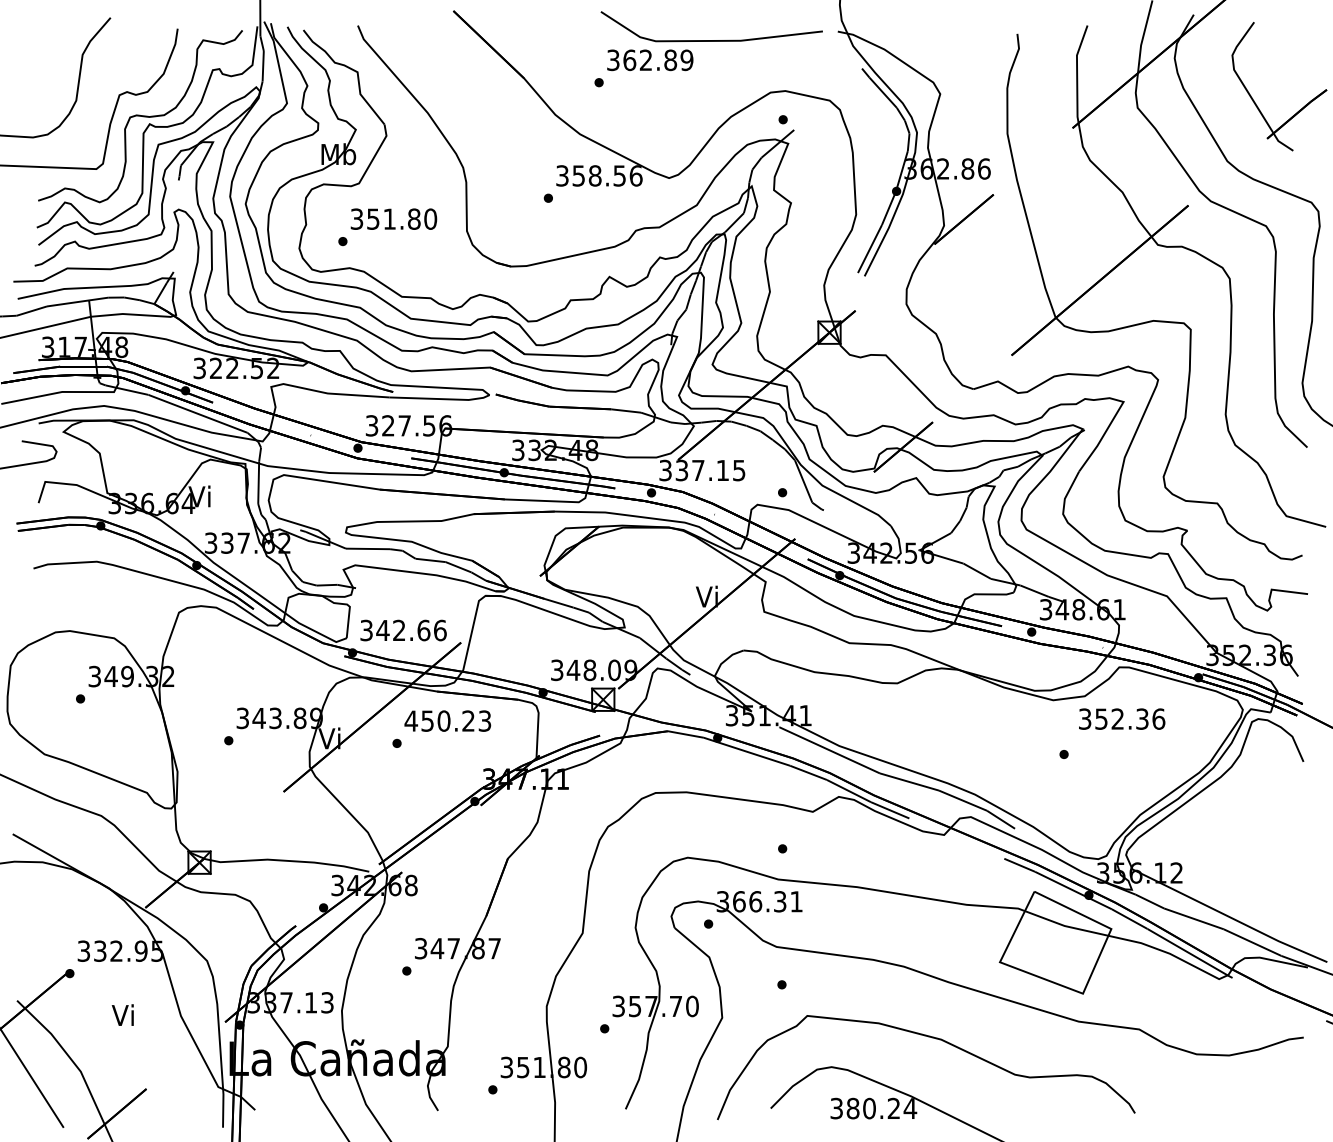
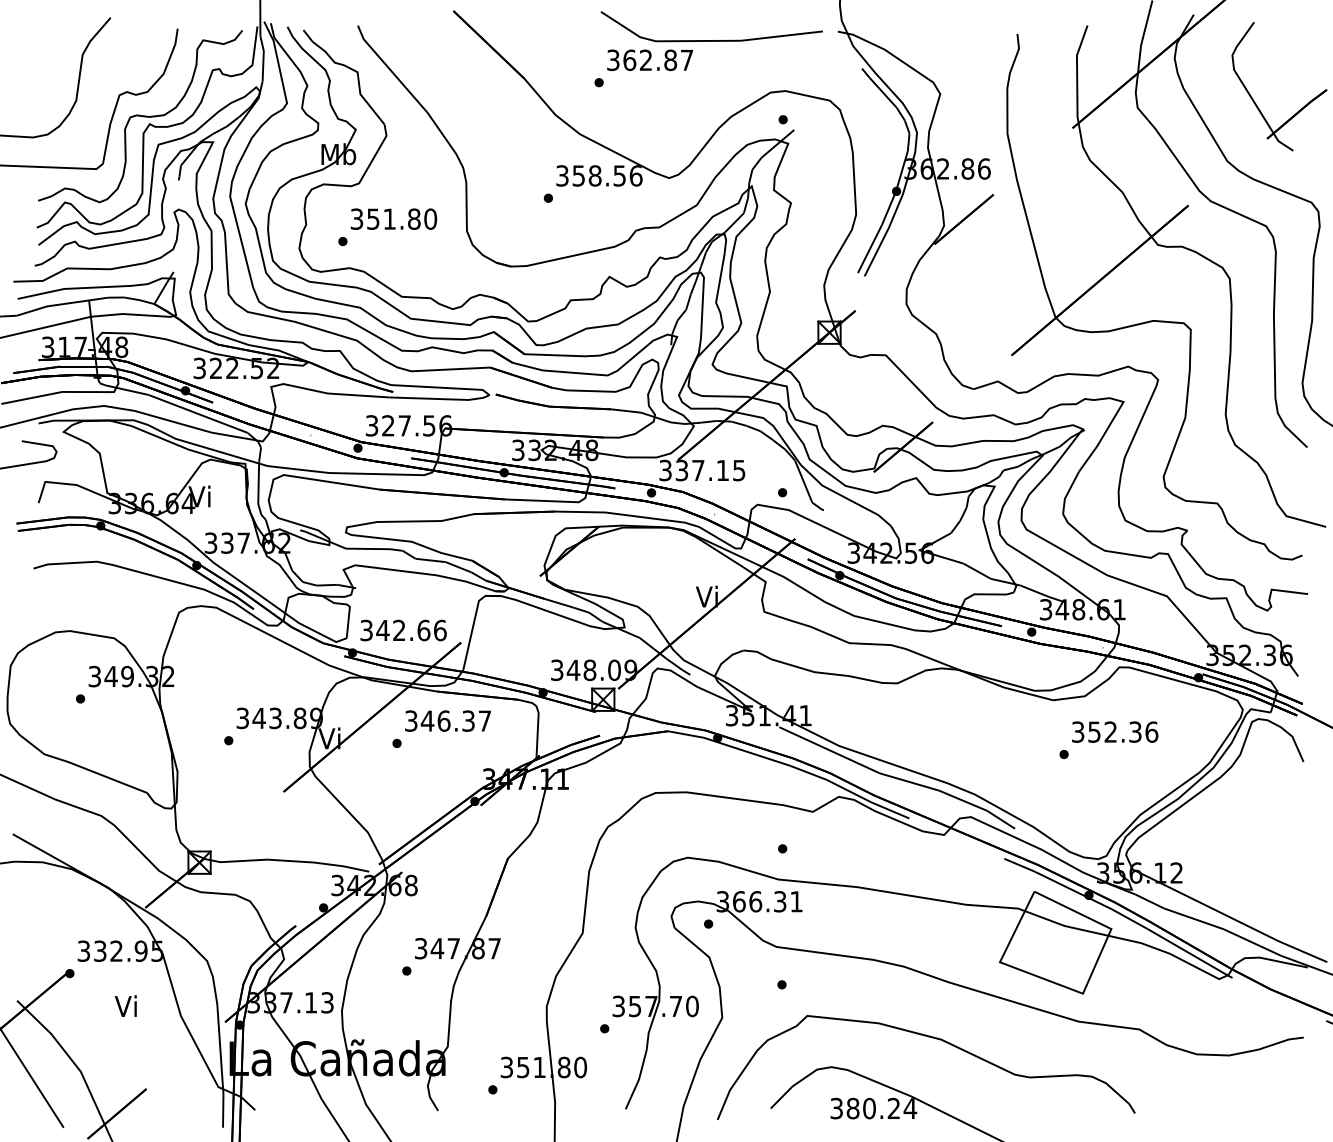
text: 362.89 -> 362.87 (686, 60)
text position: (1122, 718) -> (1115, 731) (1115, 731)
text: 450.23 -> 346.37 (447, 720)
text position: (122, 1014) -> (125, 1005) (125, 1005)
